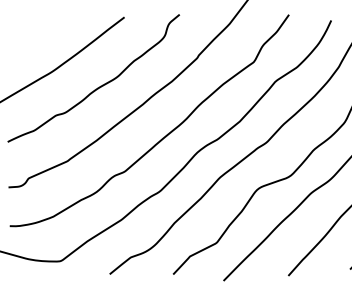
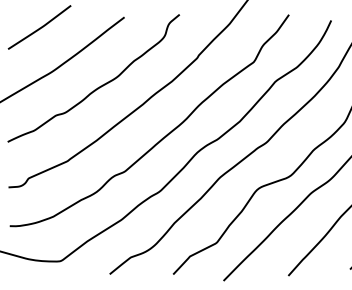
curve: none -> present (39, 27)
